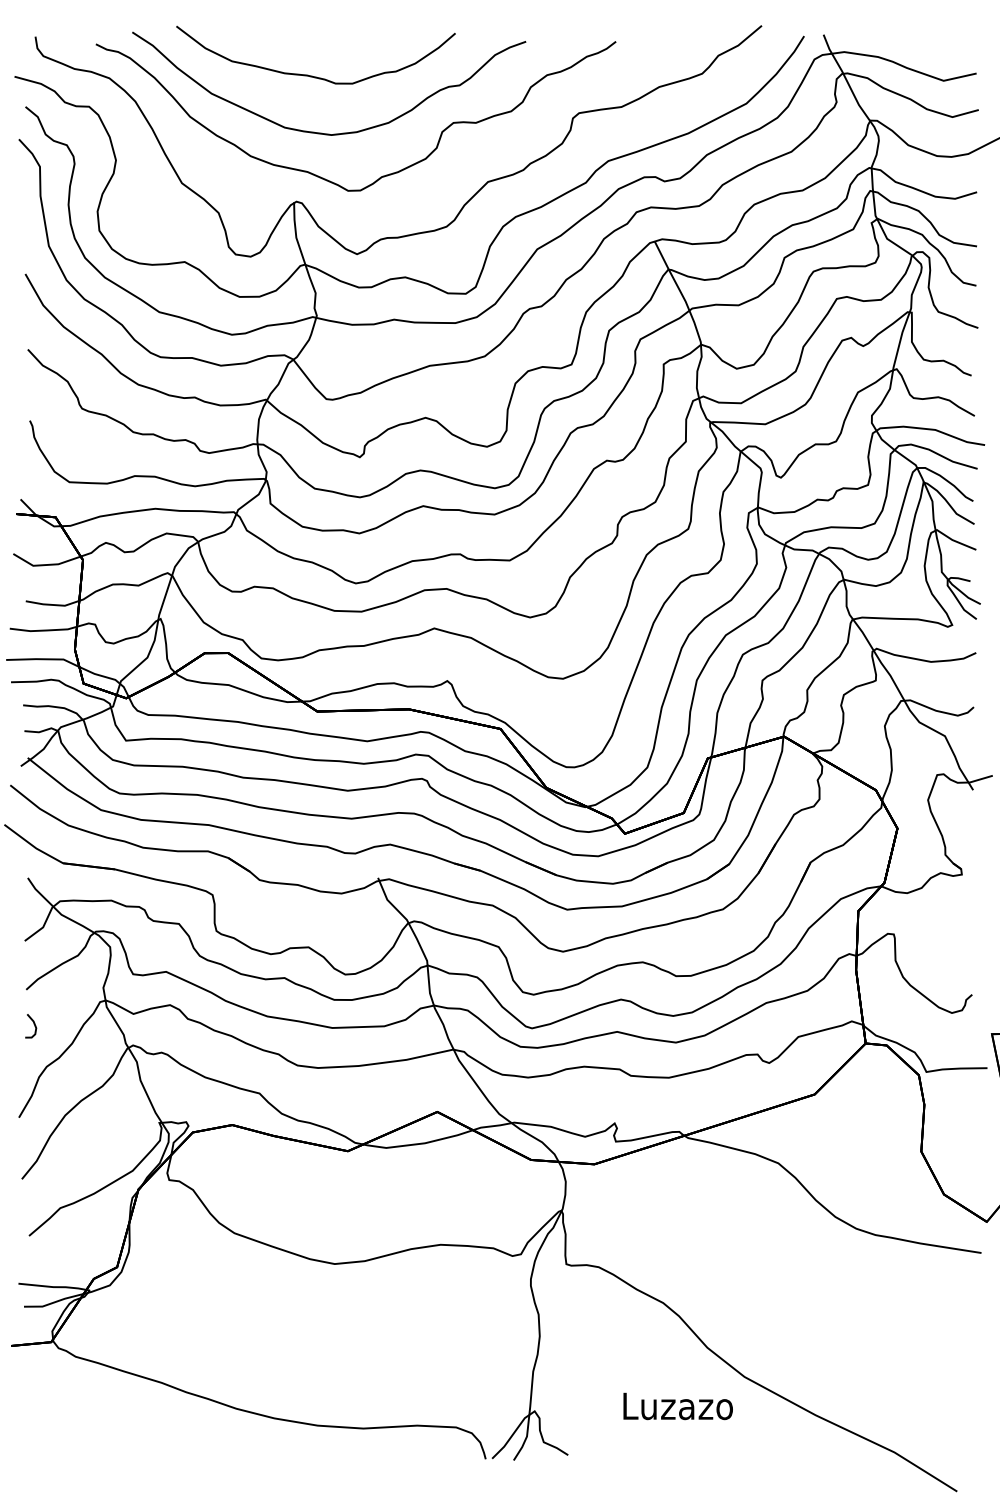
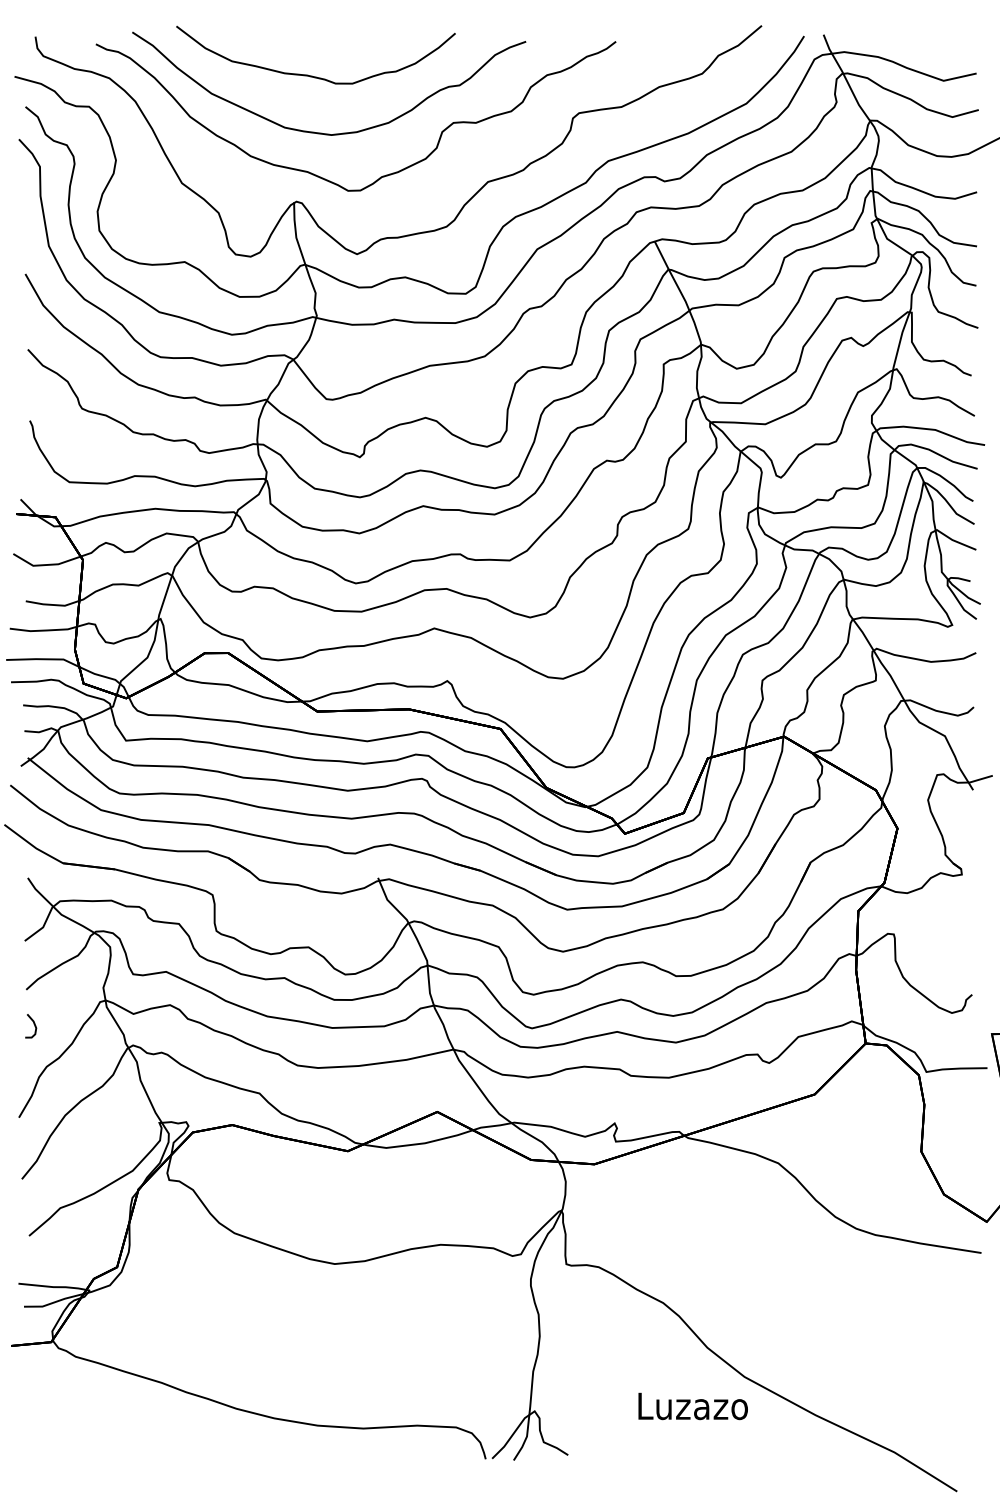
text position: (677, 1406) -> (692, 1406) (692, 1406)
